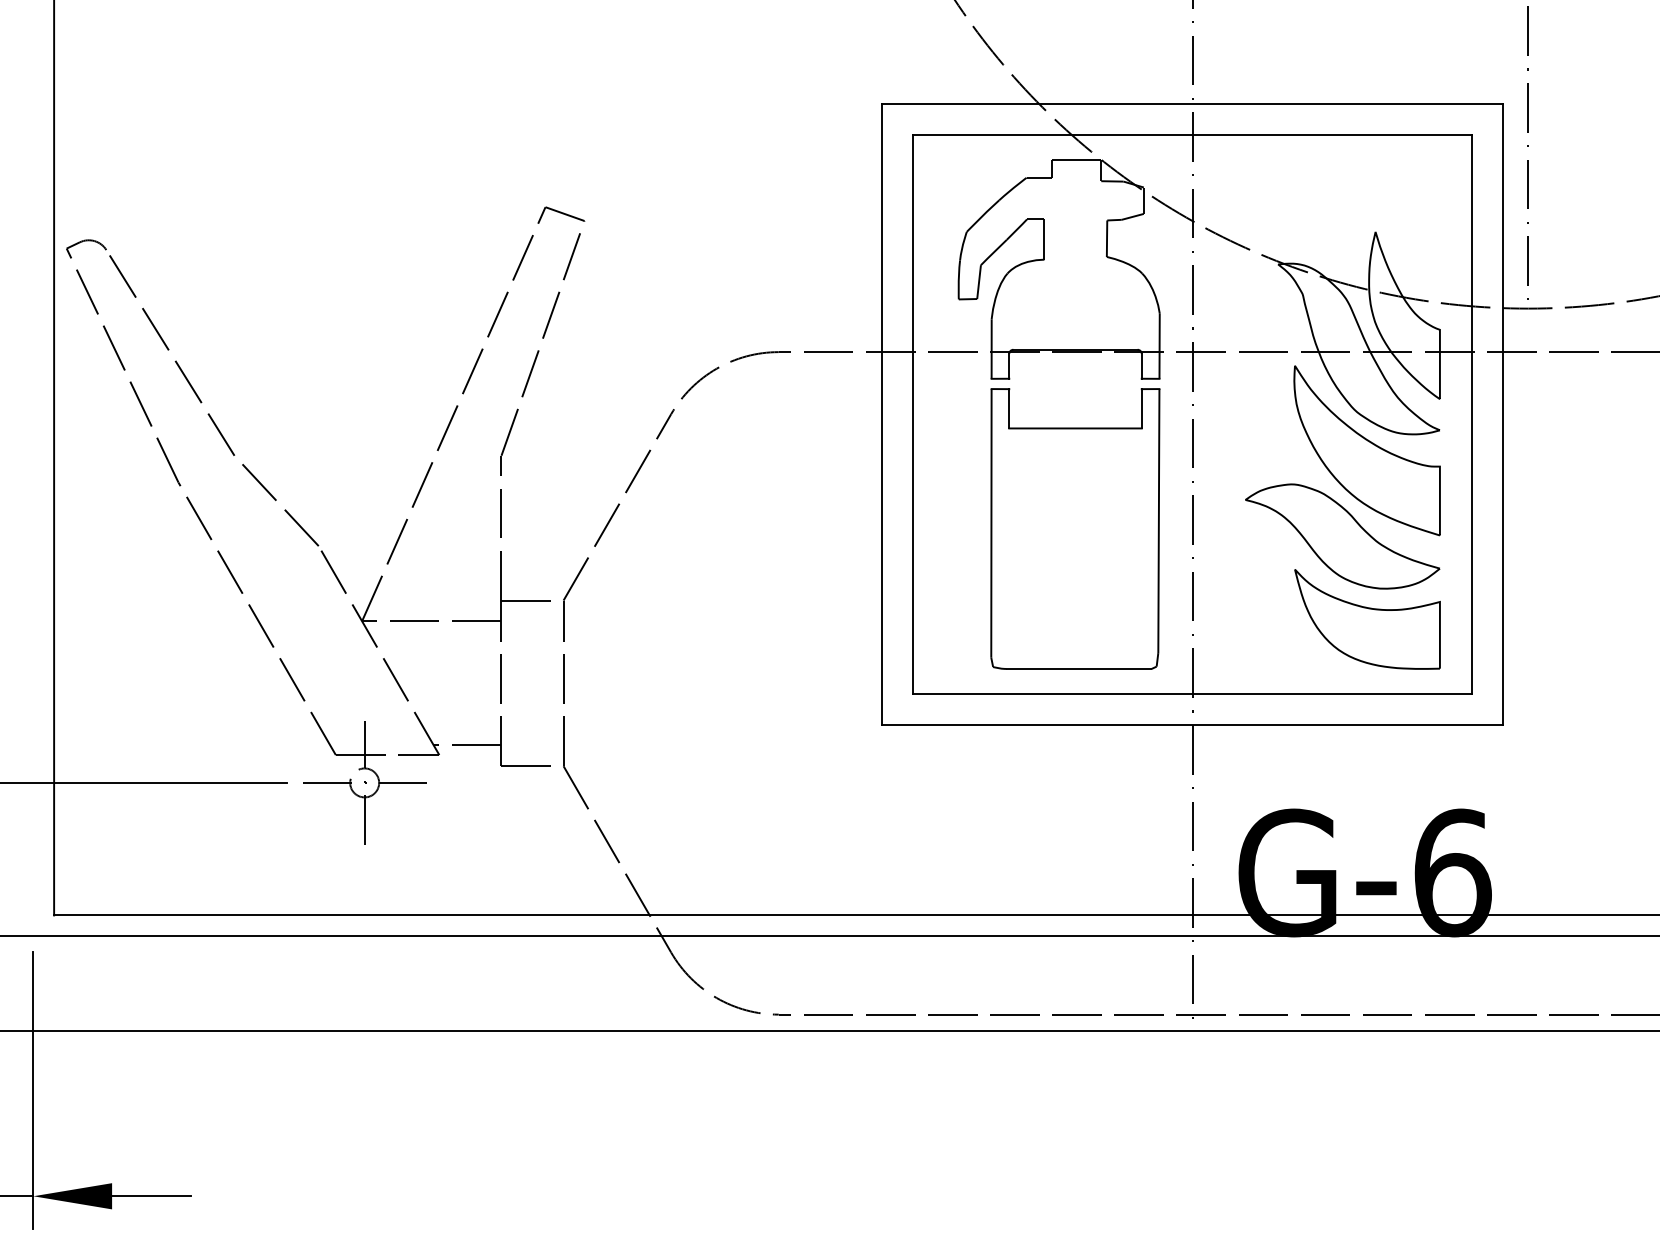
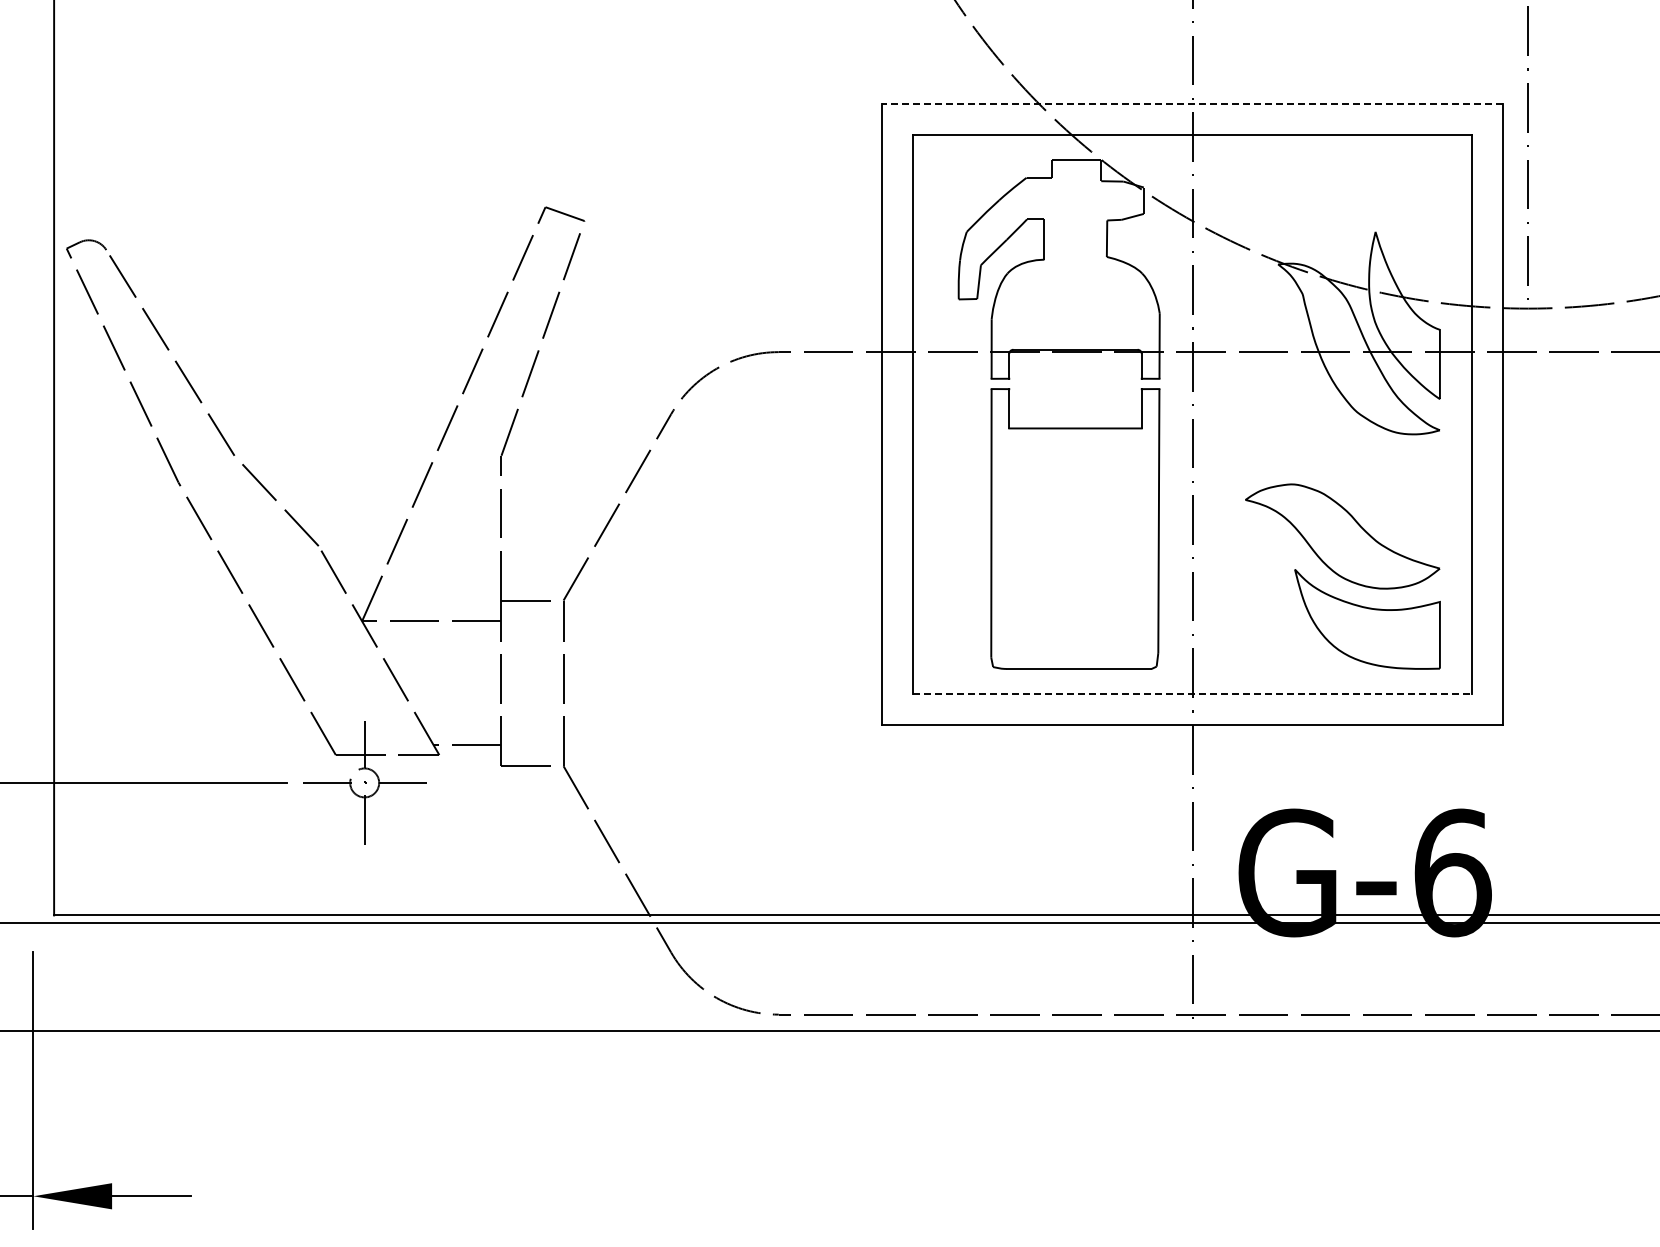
line: solid -> dashed (1192, 103)
part: present -> none (1366, 450)
line: solid -> dashed (1193, 693)
line position: (829, 936) -> (829, 923) (829, 923)
